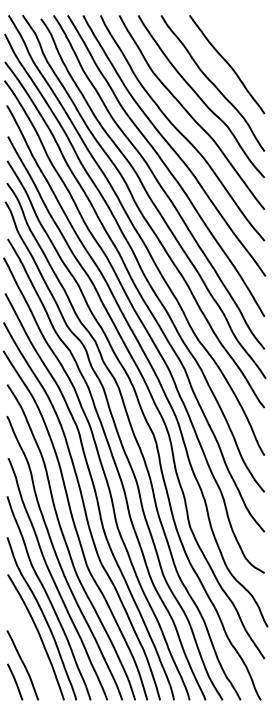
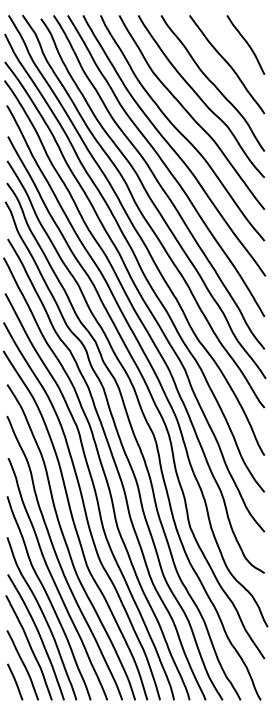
curve: none -> present (246, 43)
curve: none -> present (29, 647)
